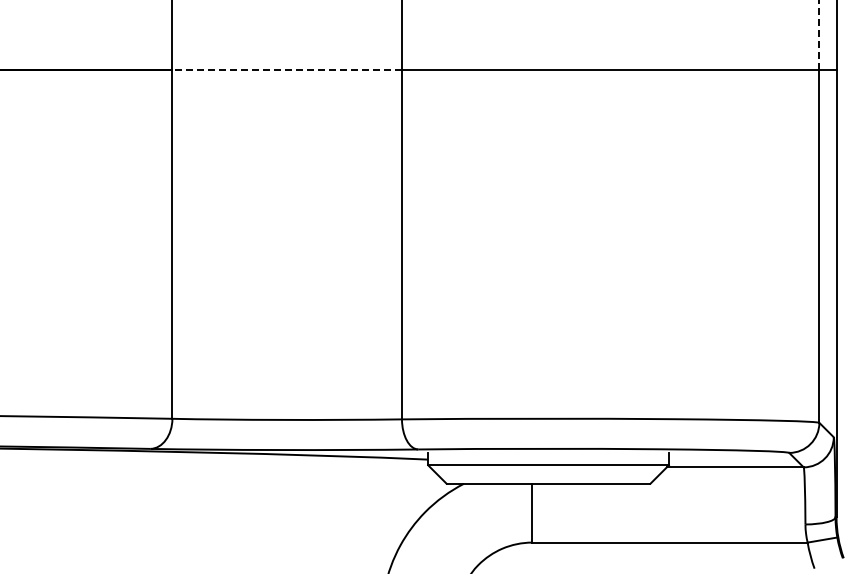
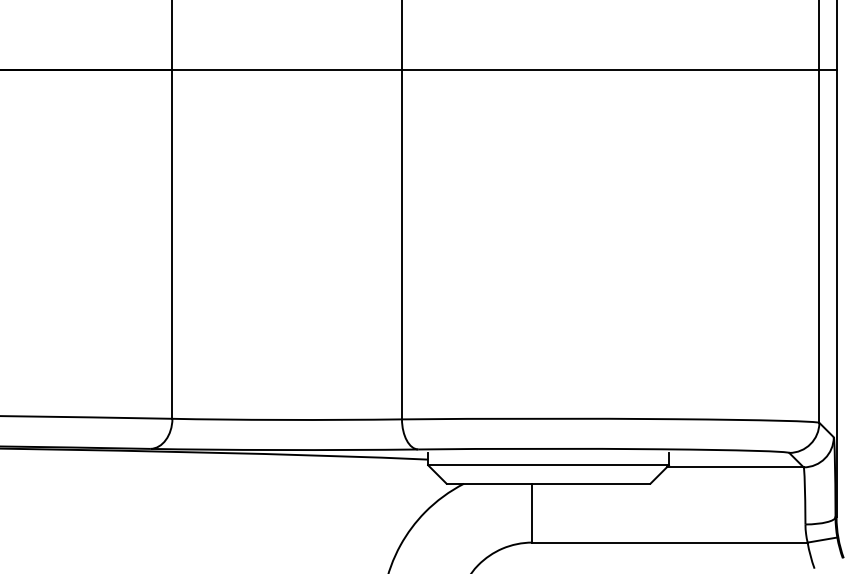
line: dashed -> solid (819, 35)
line: dashed -> solid (287, 70)
